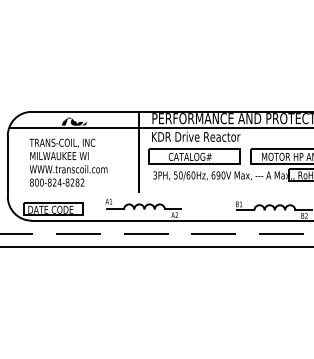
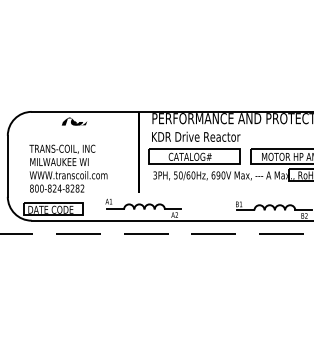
line: present -> none (160, 127)
text position: (68, 162) -> (68, 168) (68, 168)
line: present -> none (156, 247)
